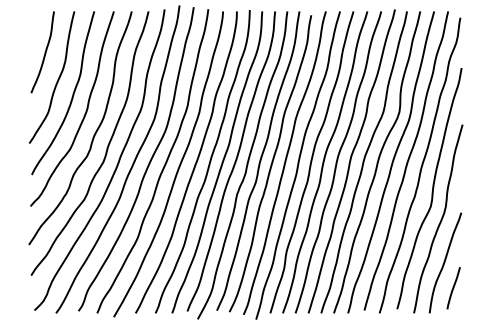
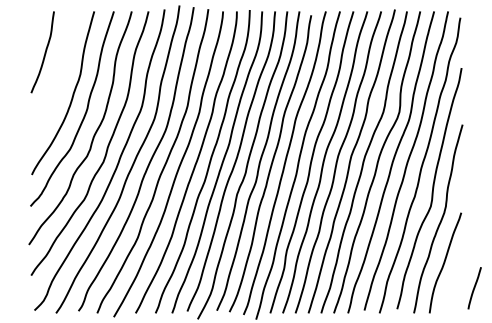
curve: present -> none (57, 79)
line position: (453, 288) -> (474, 288) (474, 288)
